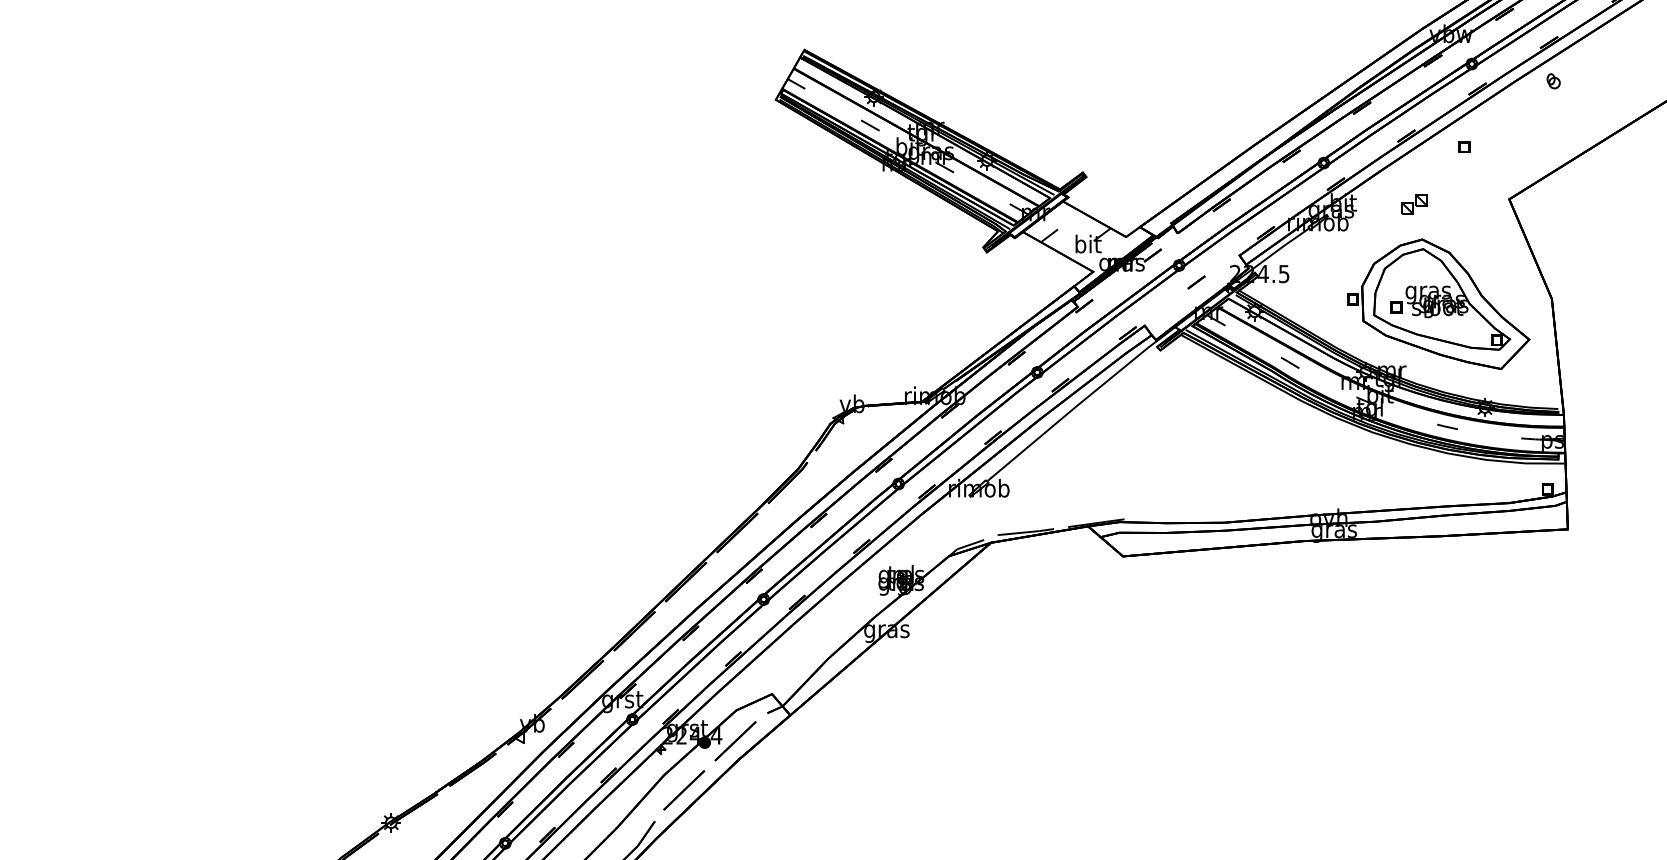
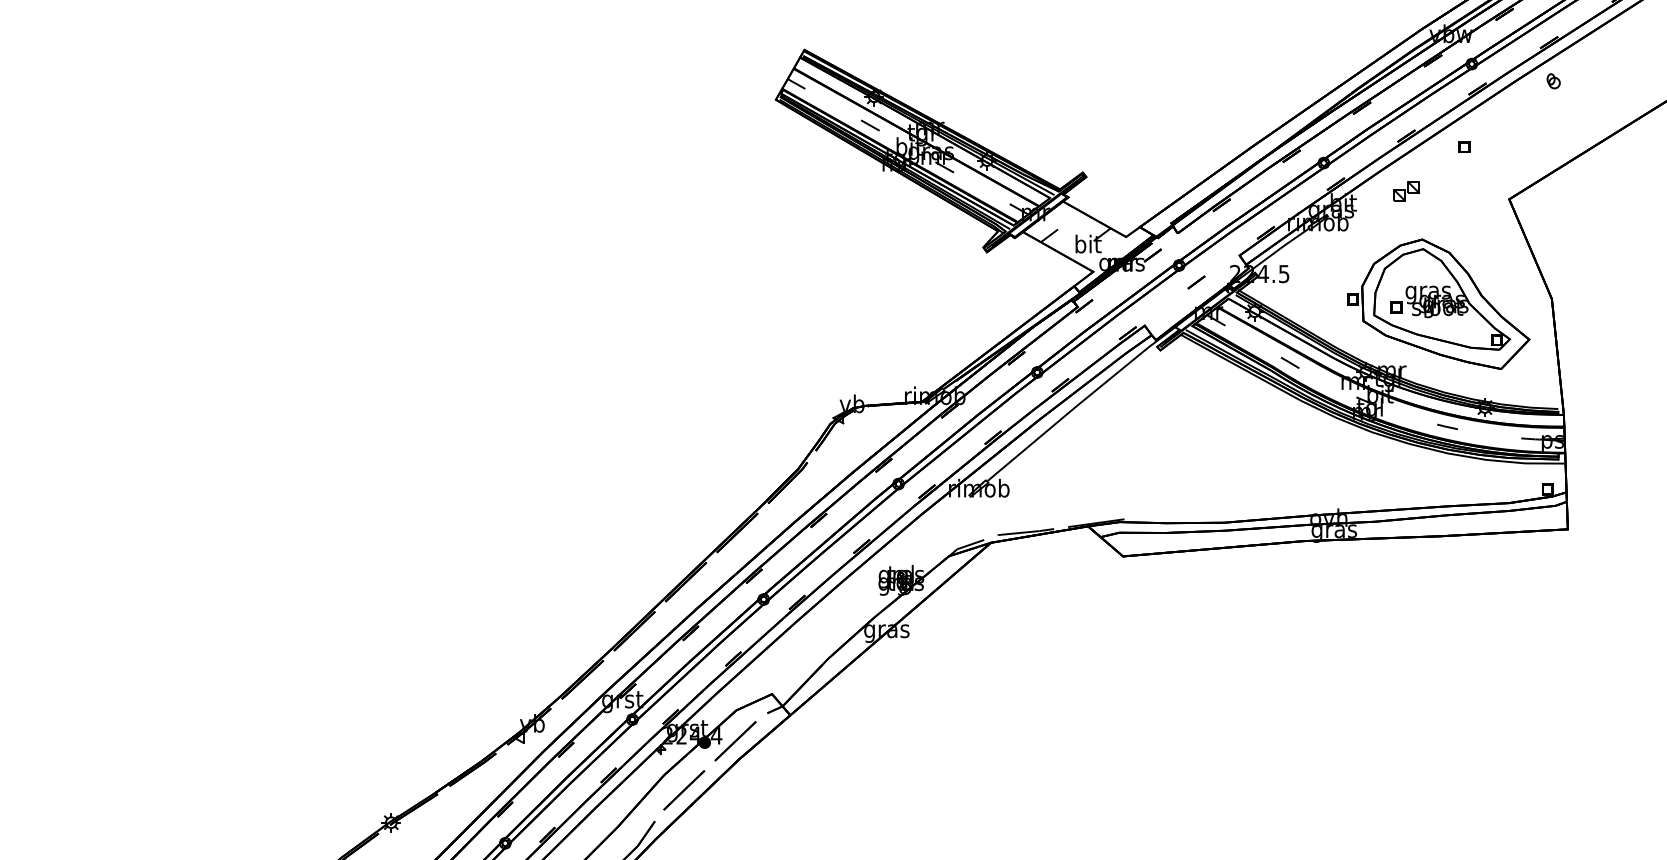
part position: (1414, 204) -> (1406, 191) (1406, 191)
